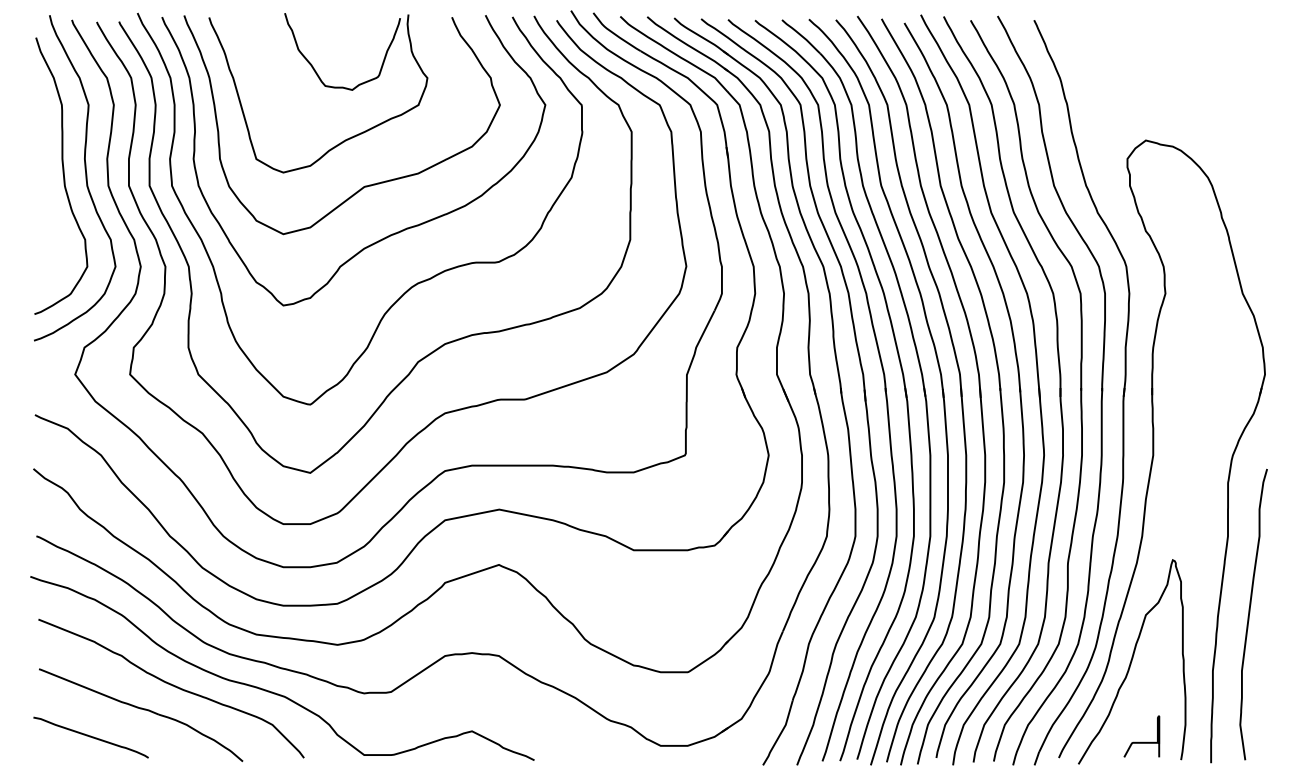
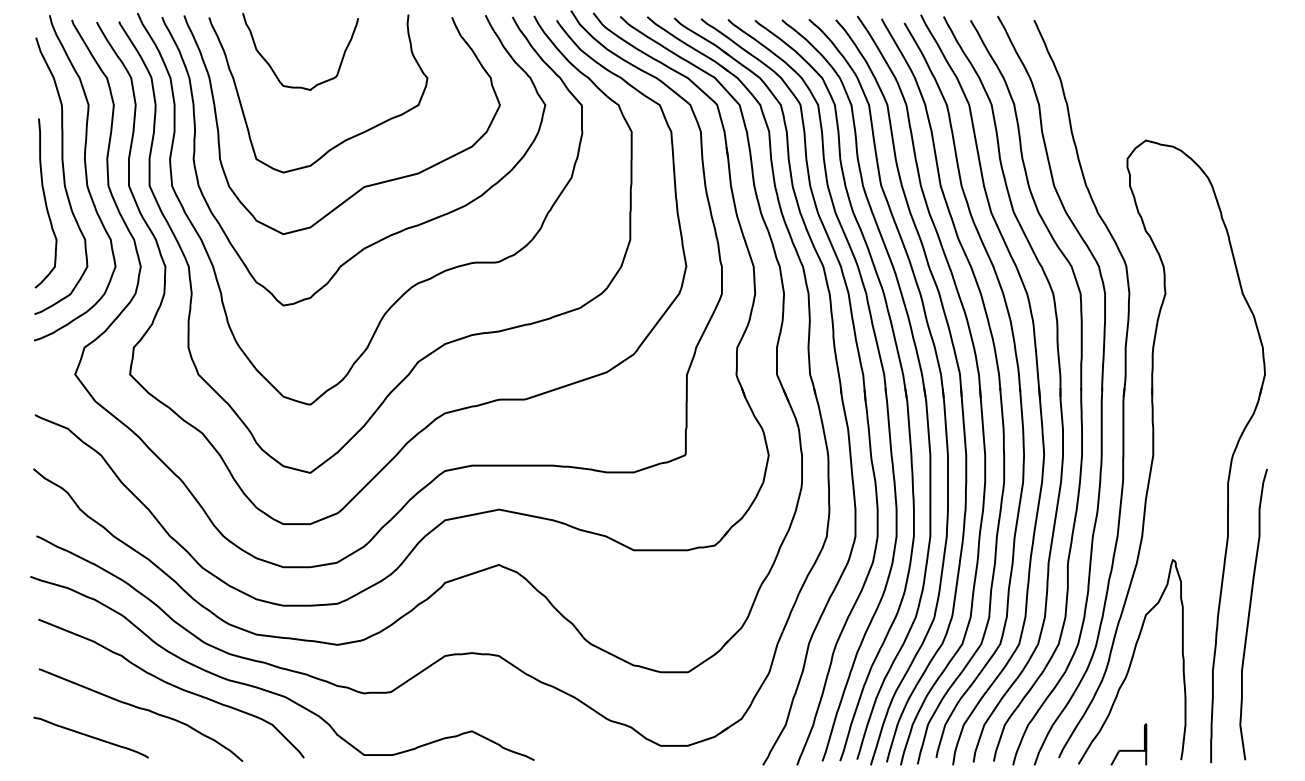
curve position: (315, 69) -> (273, 69) (273, 69)
curve: none -> present (45, 203)
curve position: (1141, 741) -> (1128, 749) (1128, 749)
